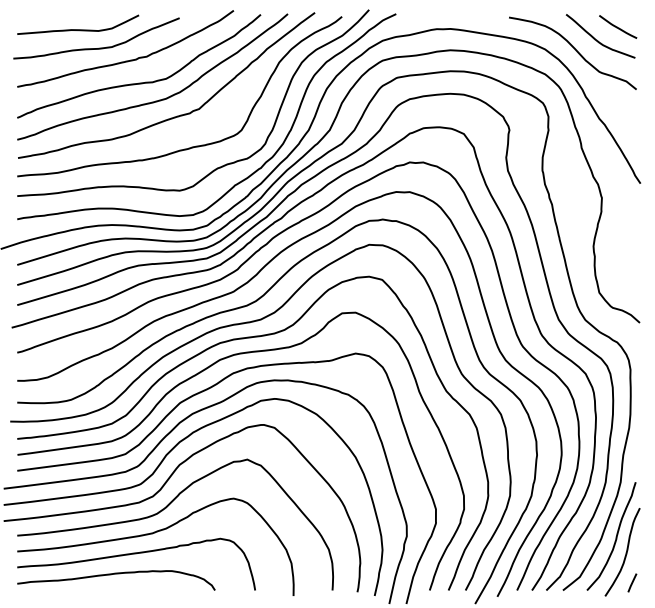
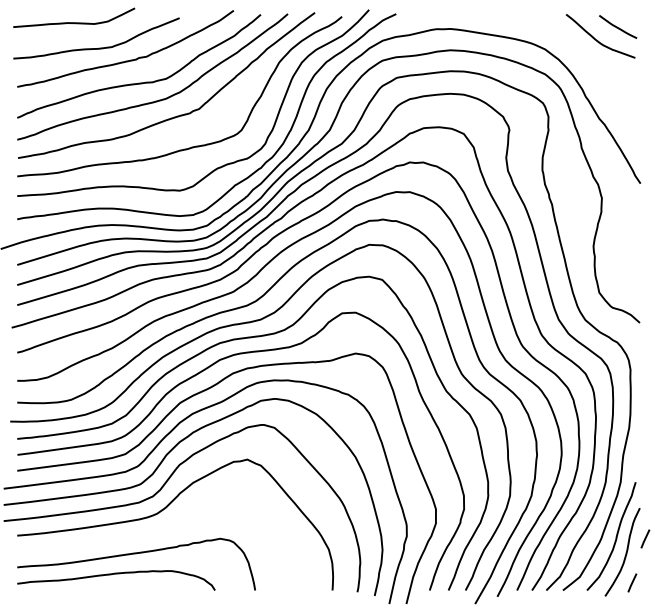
curve position: (78, 29) -> (74, 22) (74, 22)
curve: present -> none (574, 49)
curve: present -> none (152, 534)
line: none -> present (645, 538)
